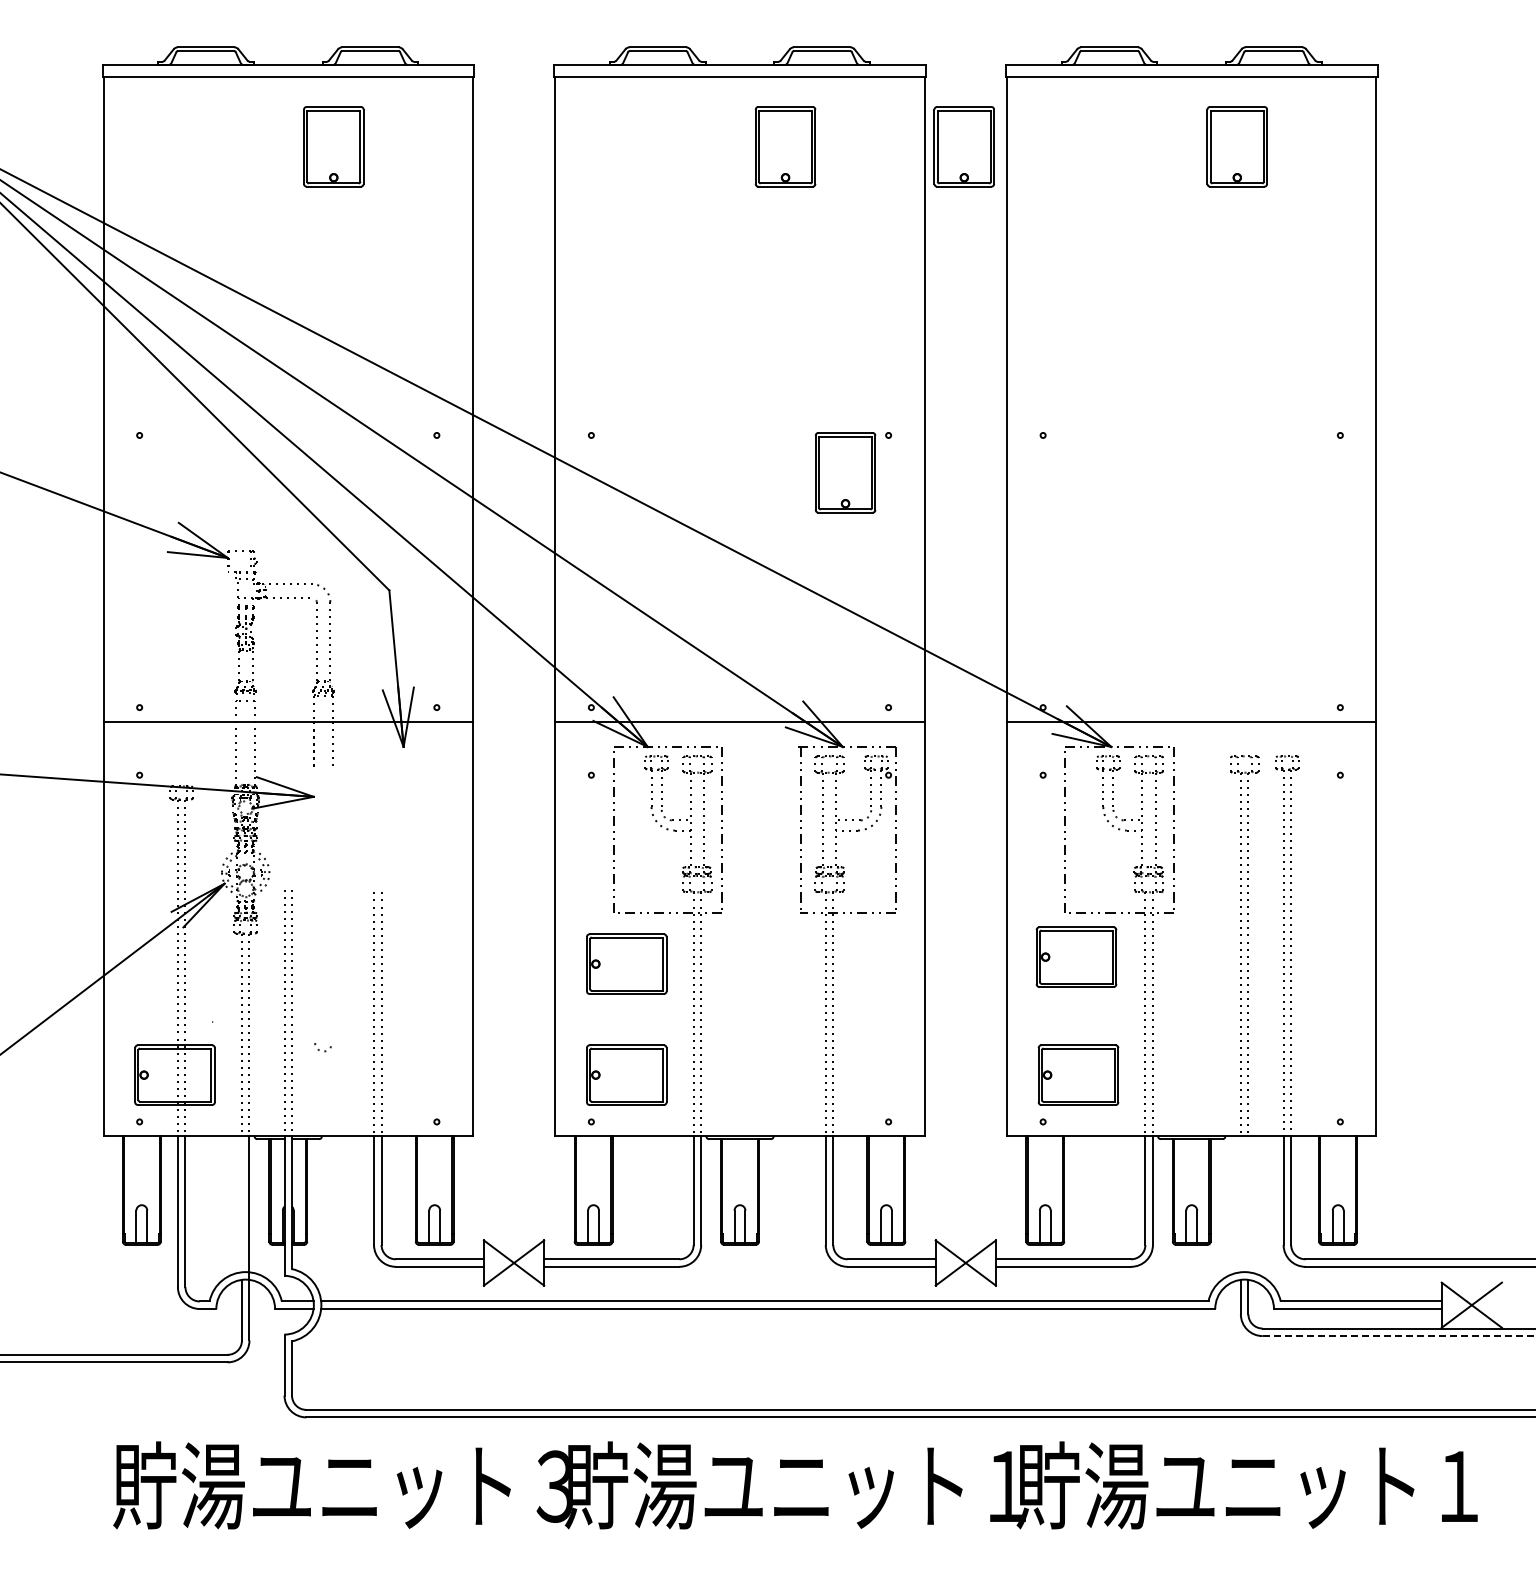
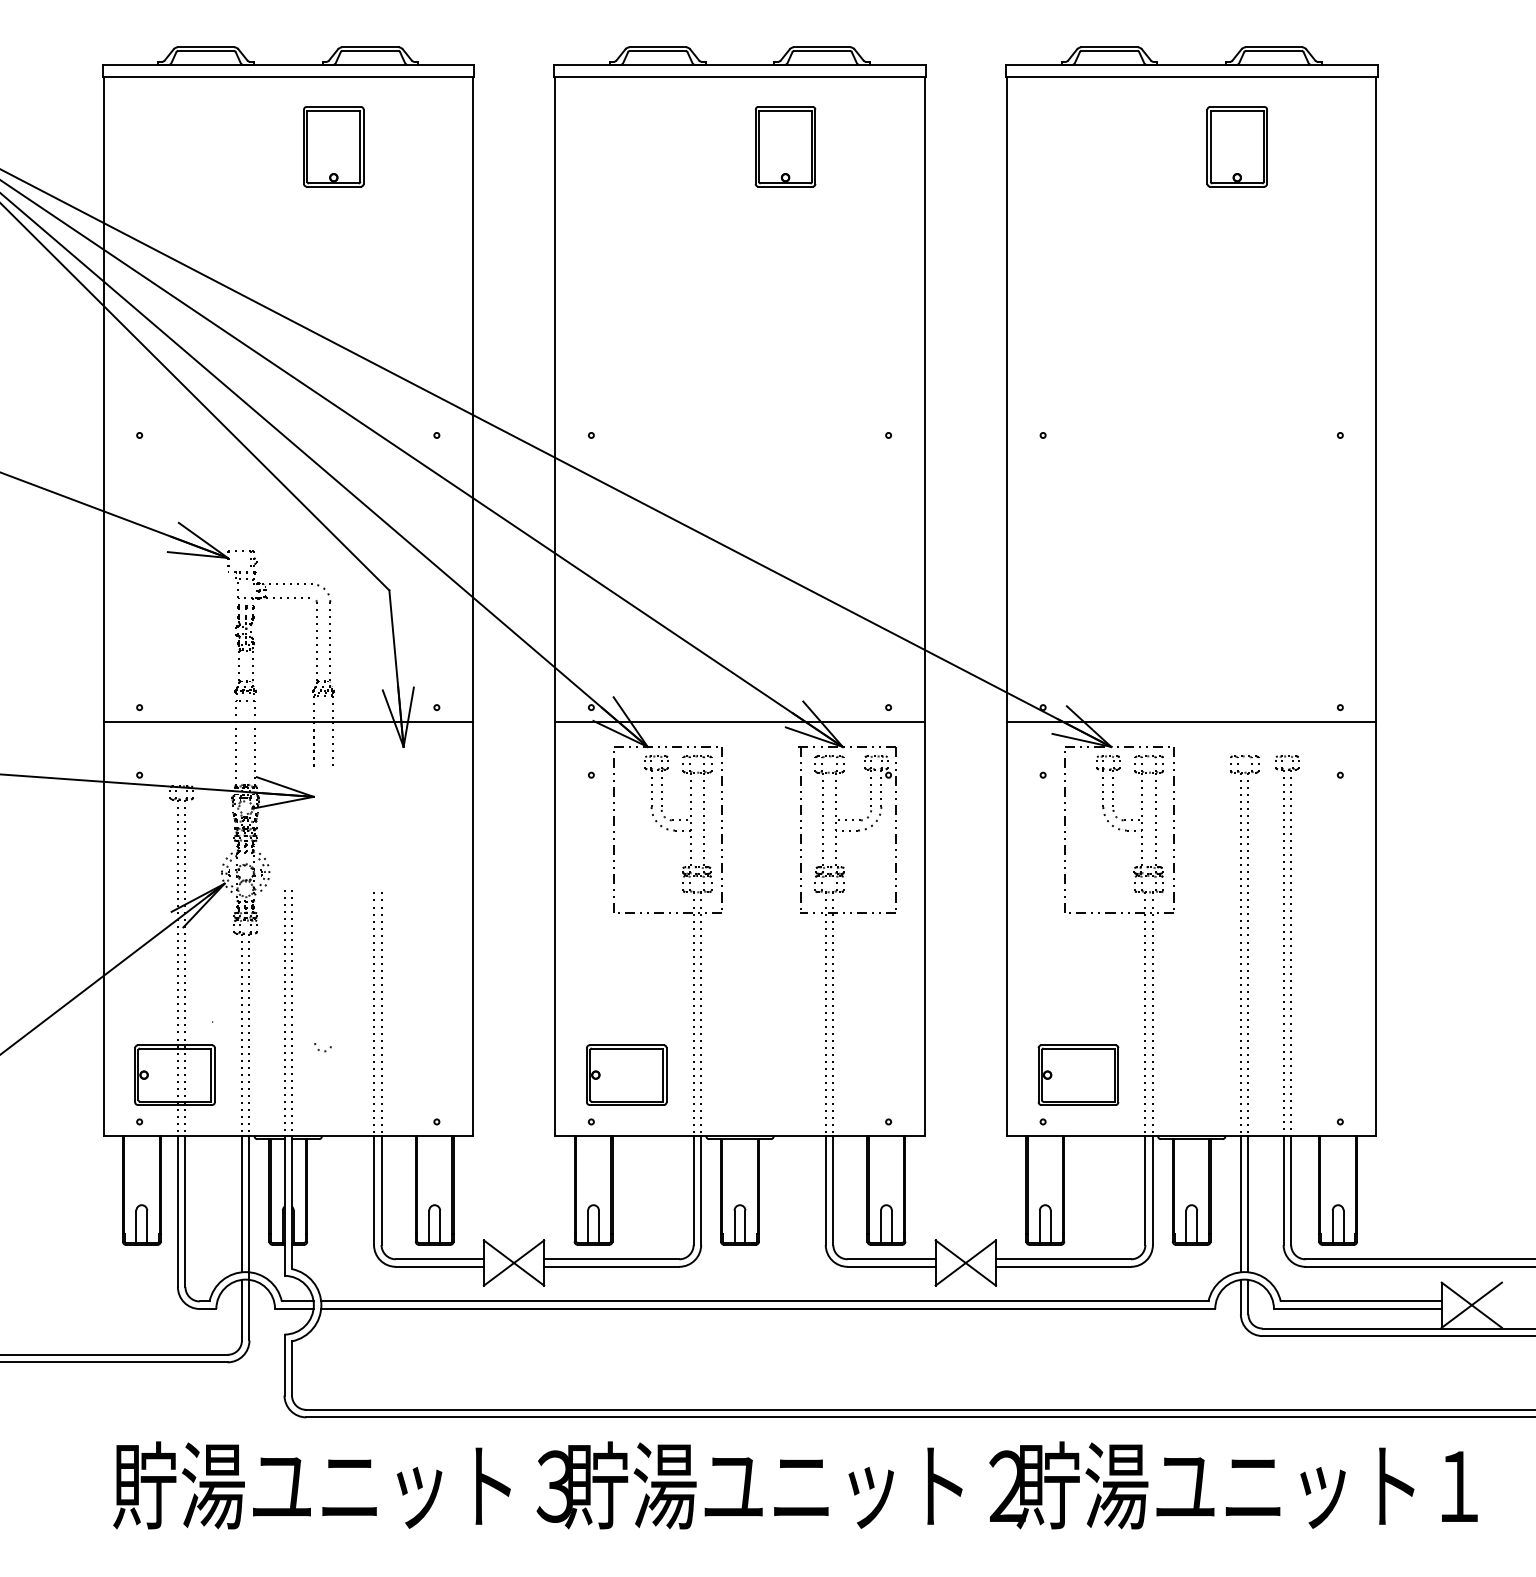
part: present -> none (963, 146)
part: present -> none (845, 472)
part: present -> none (1076, 956)
part: present -> none (626, 963)
line: none -> present (241, 1204)
line: none -> present (1240, 1204)
line: none -> present (1248, 1204)
line: dashed -> solid (1399, 1336)
text: 貯湯ユニット１ -> 貯湯ユニット２ (1007, 1485)
